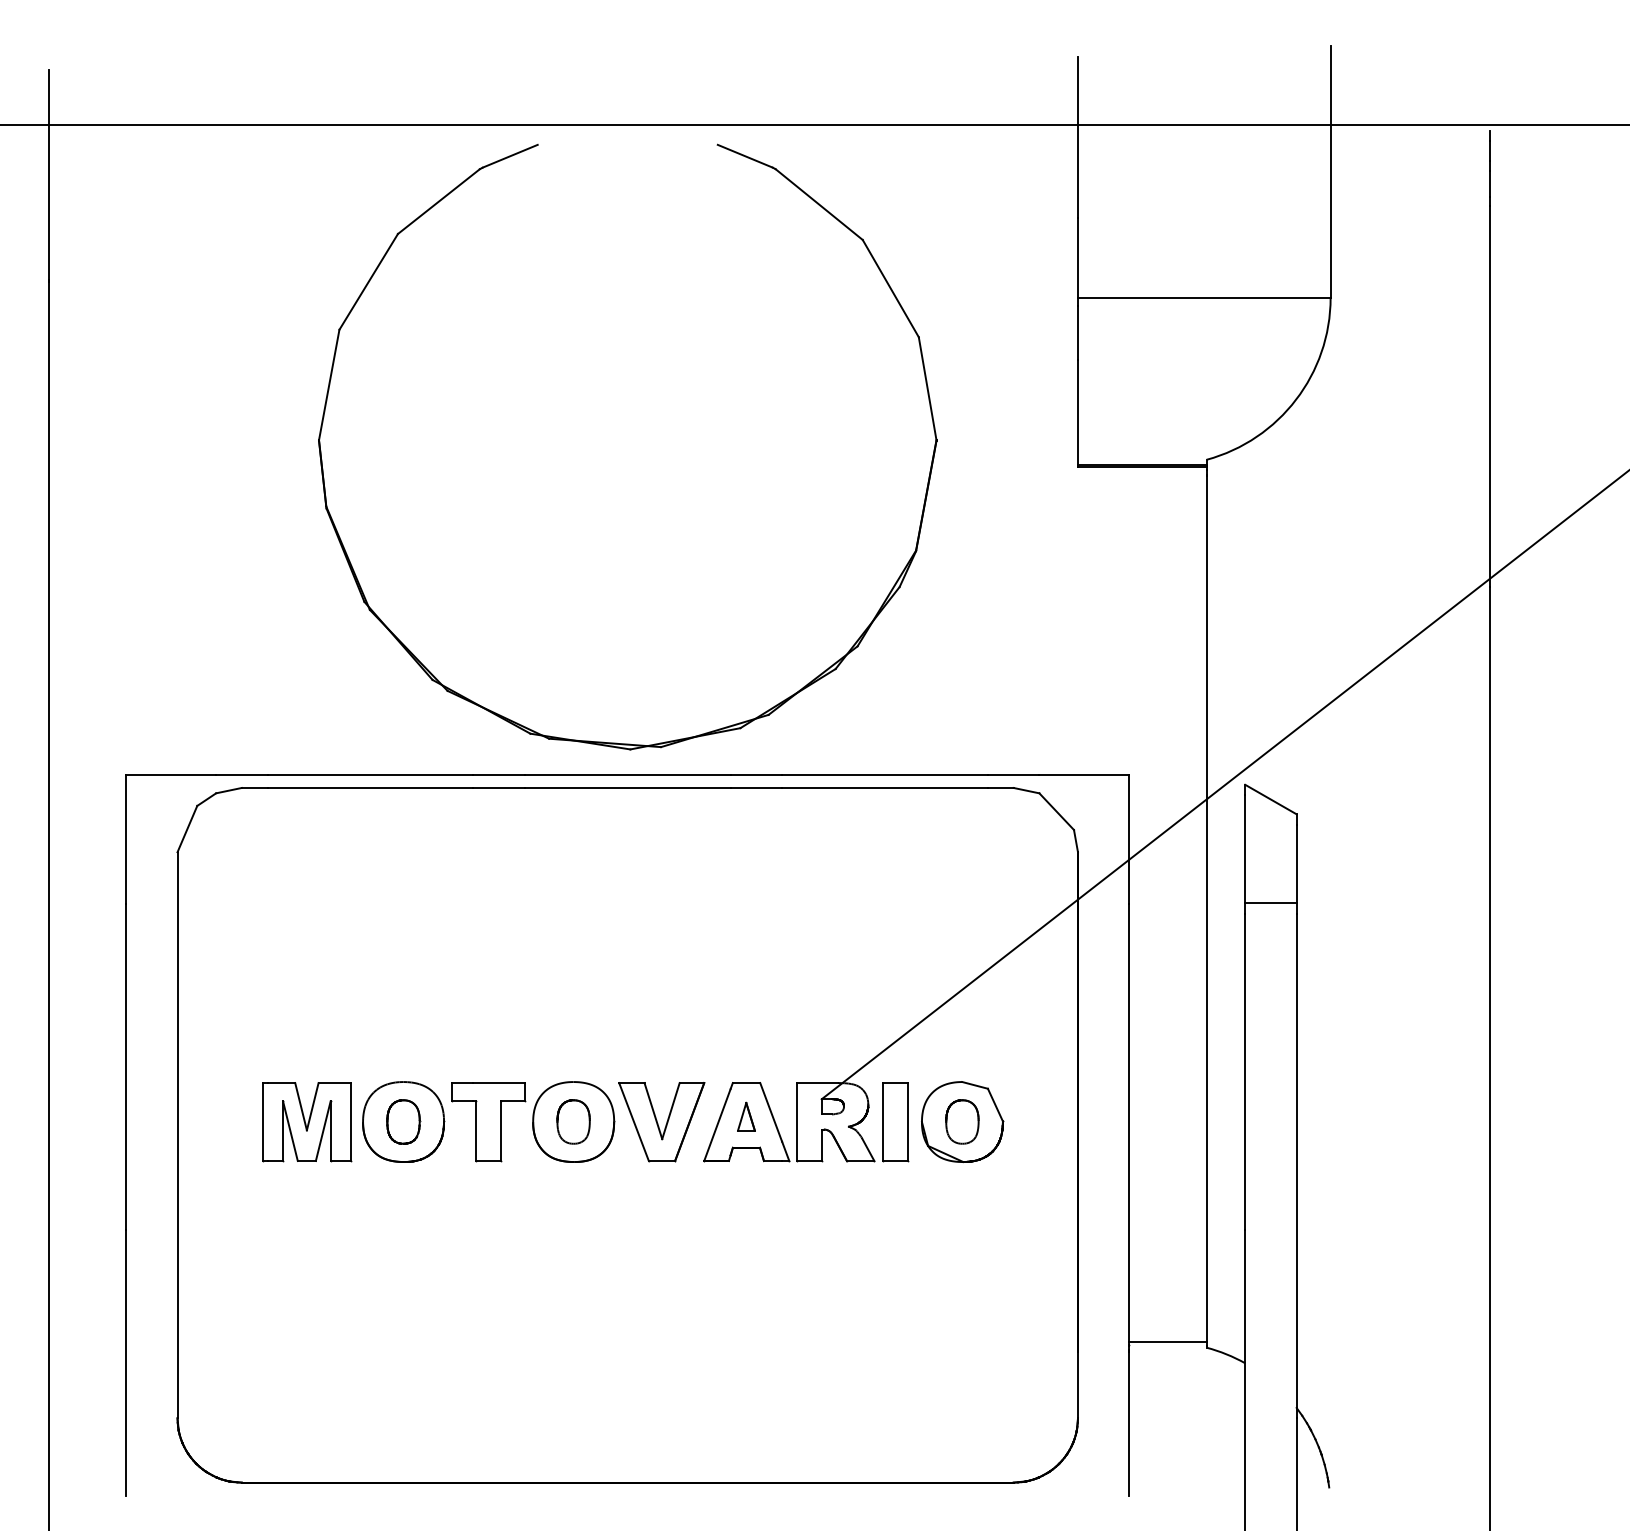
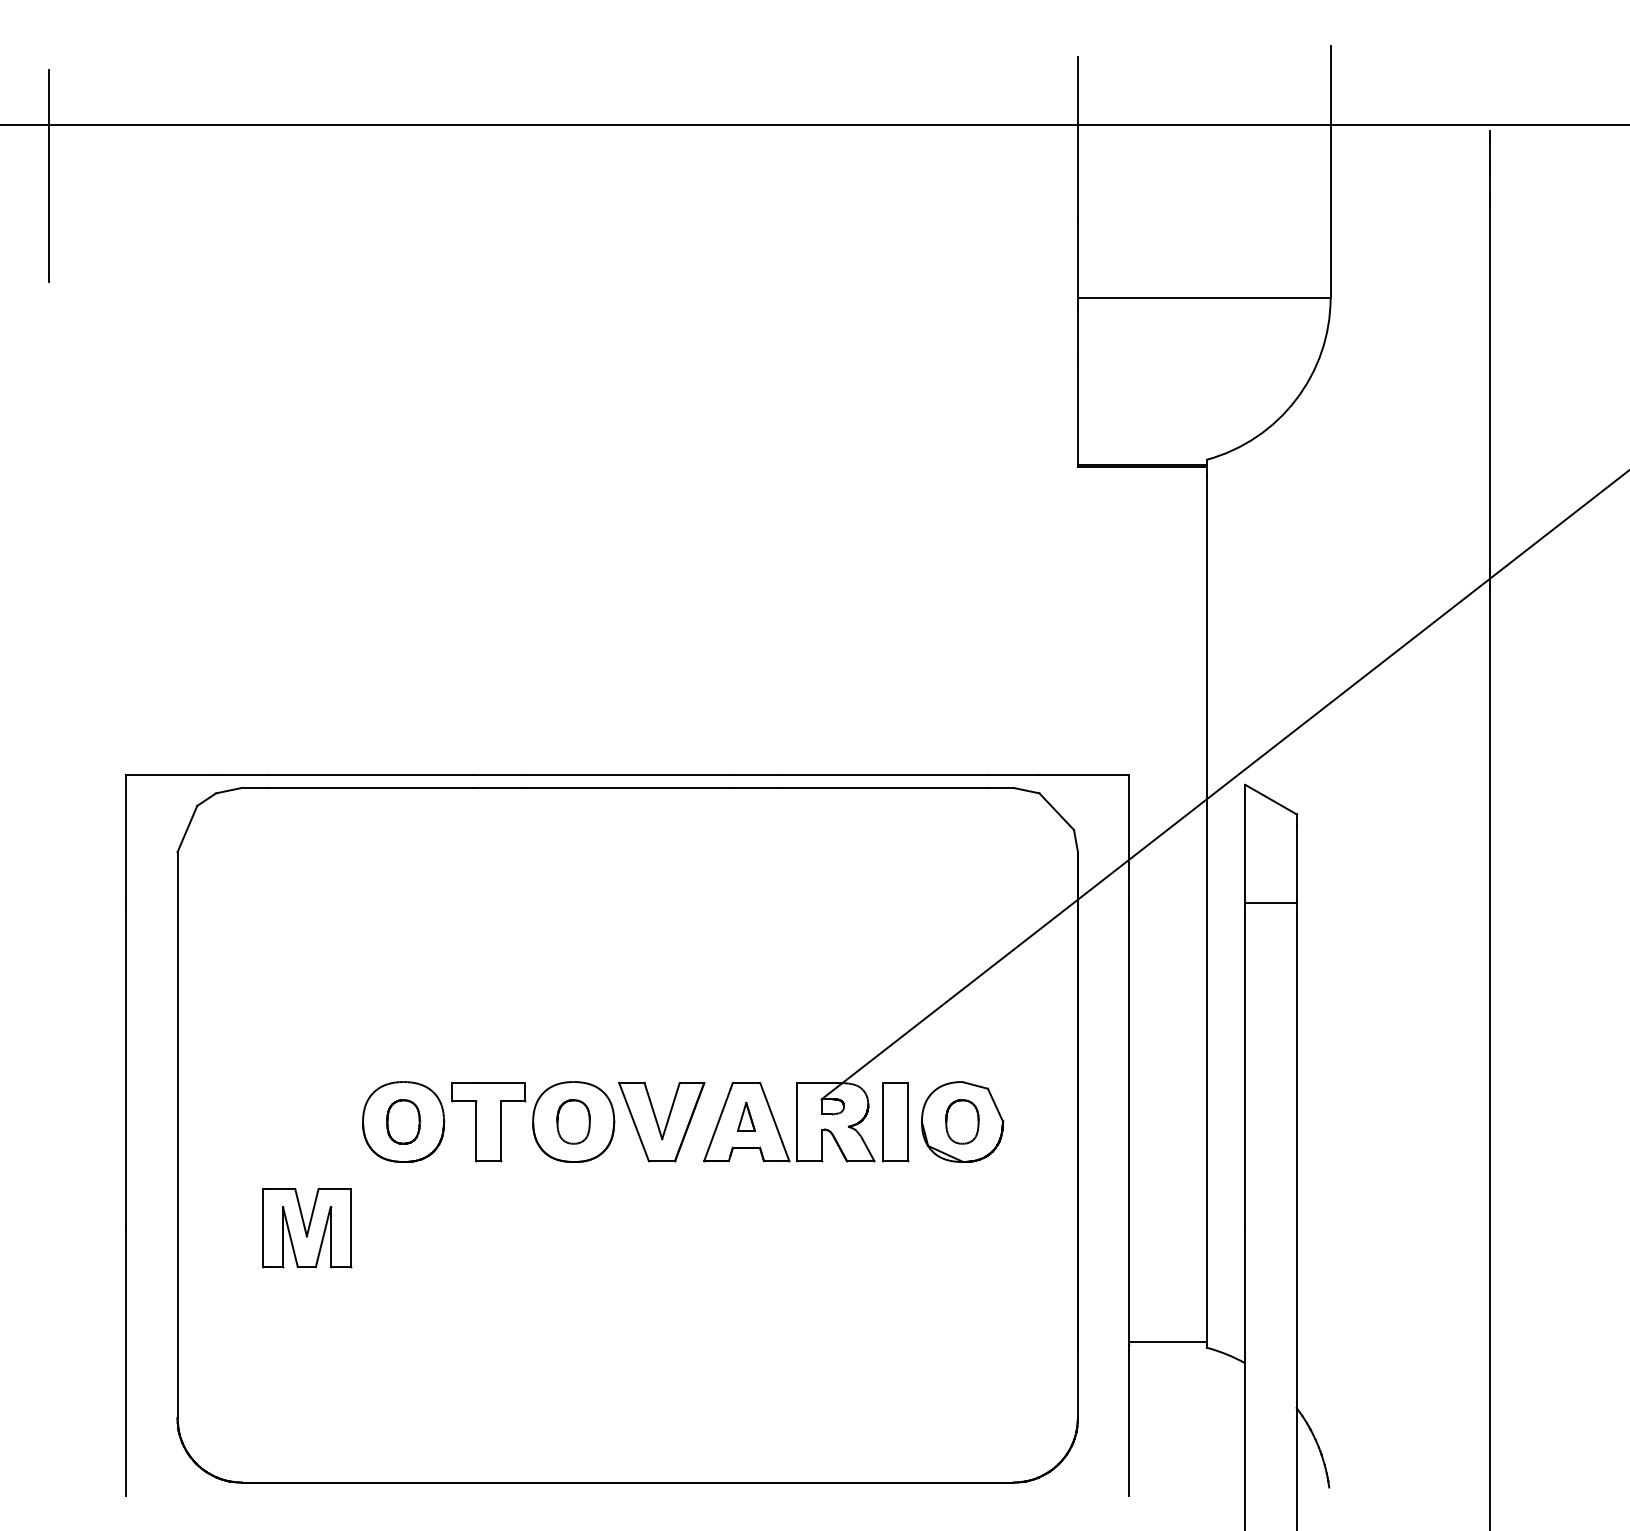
part: present -> none (603, 741)
line: present -> none (48, 904)
part position: (307, 1122) -> (307, 1228) (307, 1228)
